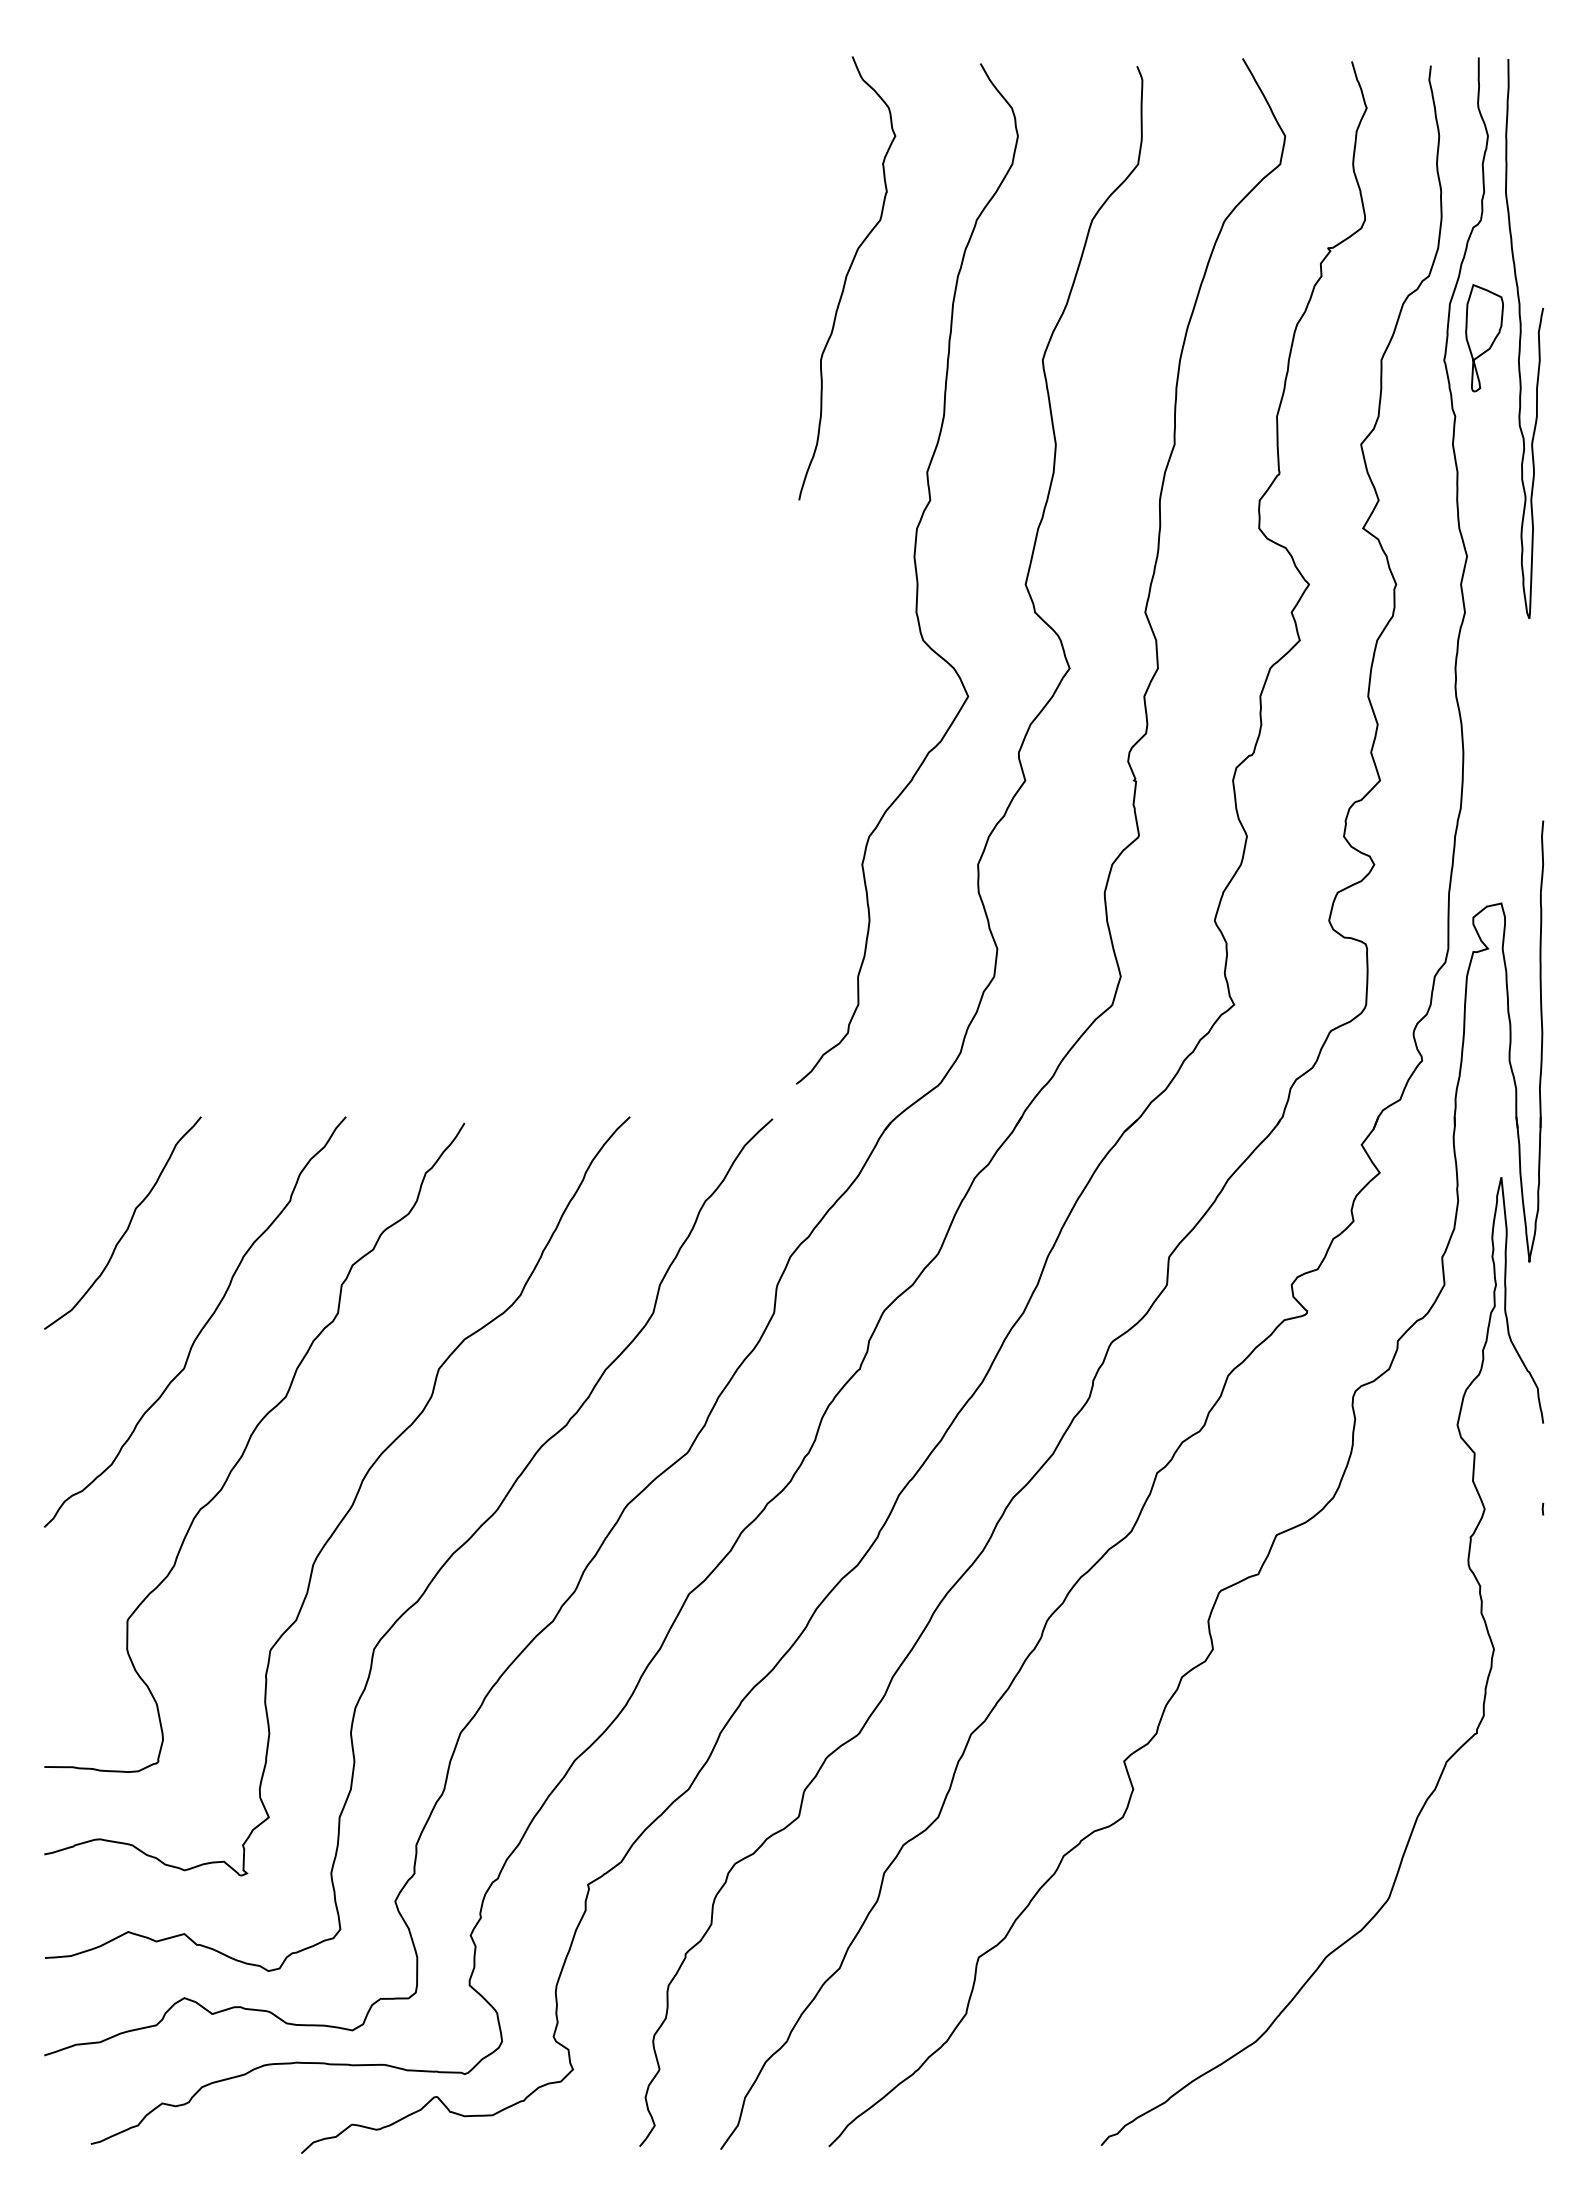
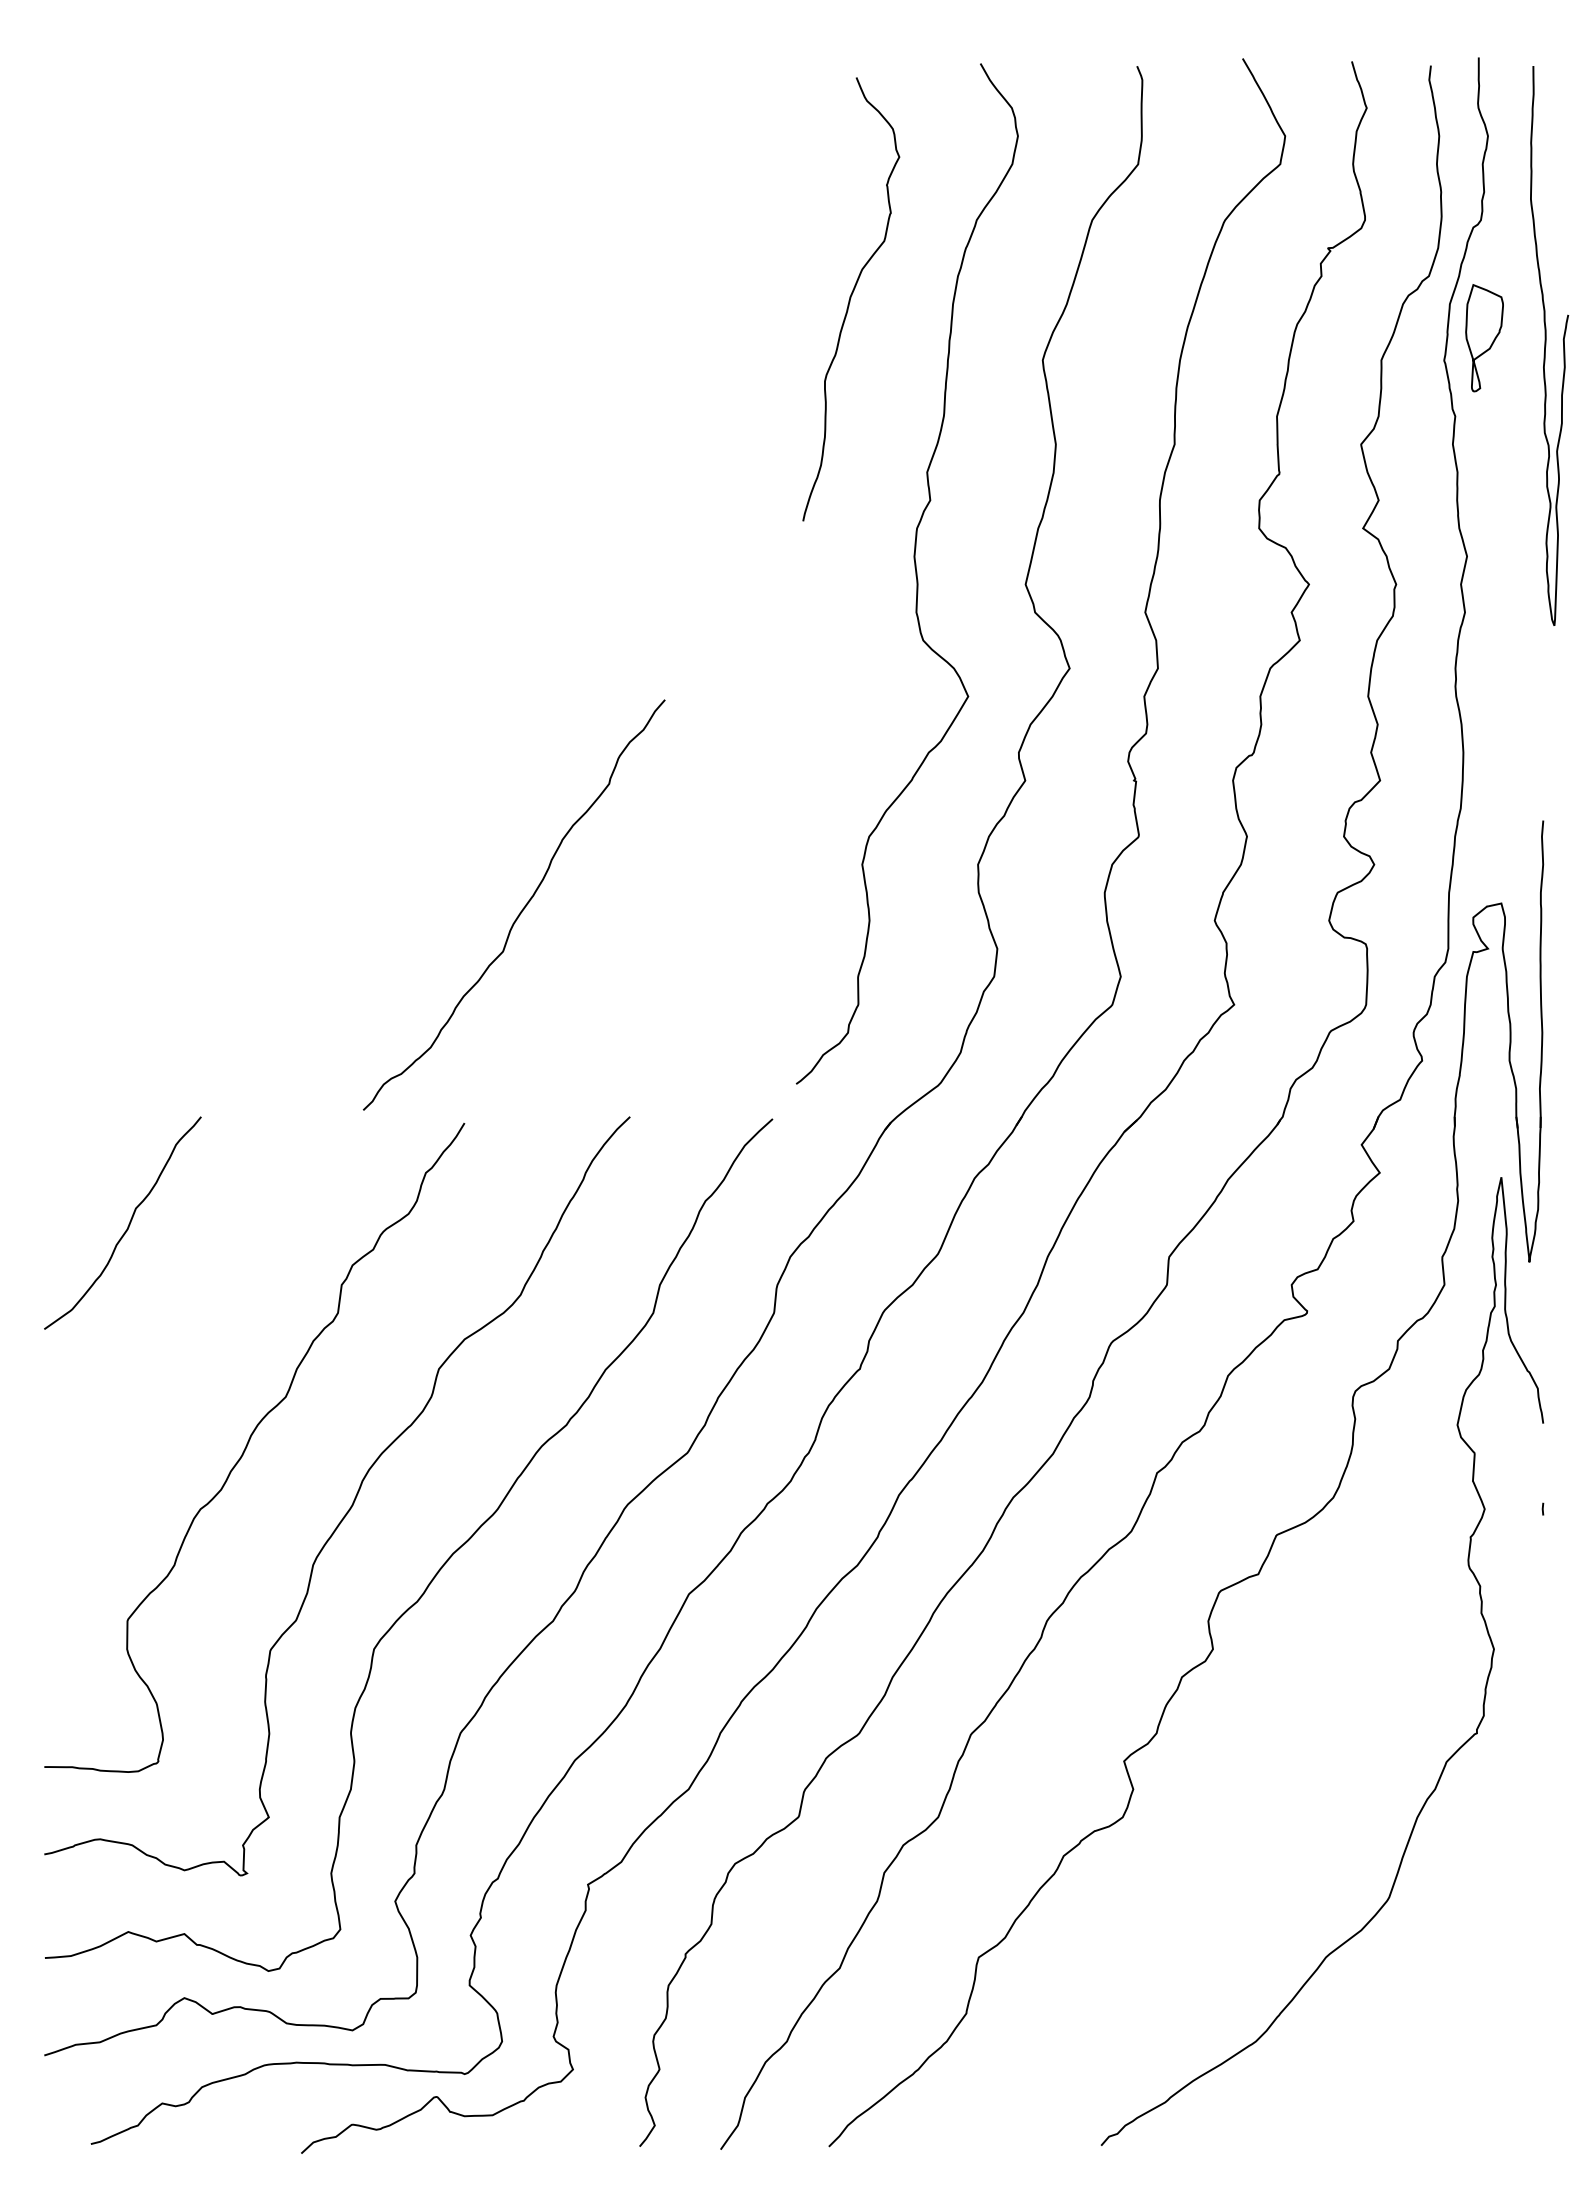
curve position: (847, 277) -> (851, 298) (851, 298)
curve position: (1521, 338) -> (1546, 345) (1546, 345)
curve position: (203, 1325) -> (522, 908) (522, 908)
